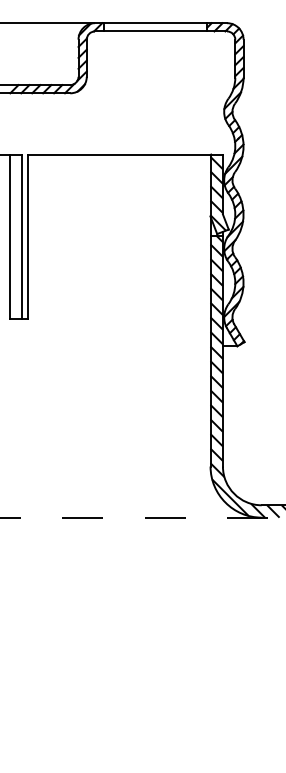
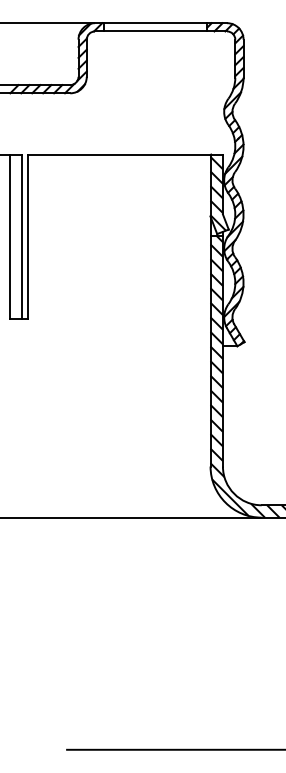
line: dashed -> solid (142, 517)
line: none -> present (174, 749)
